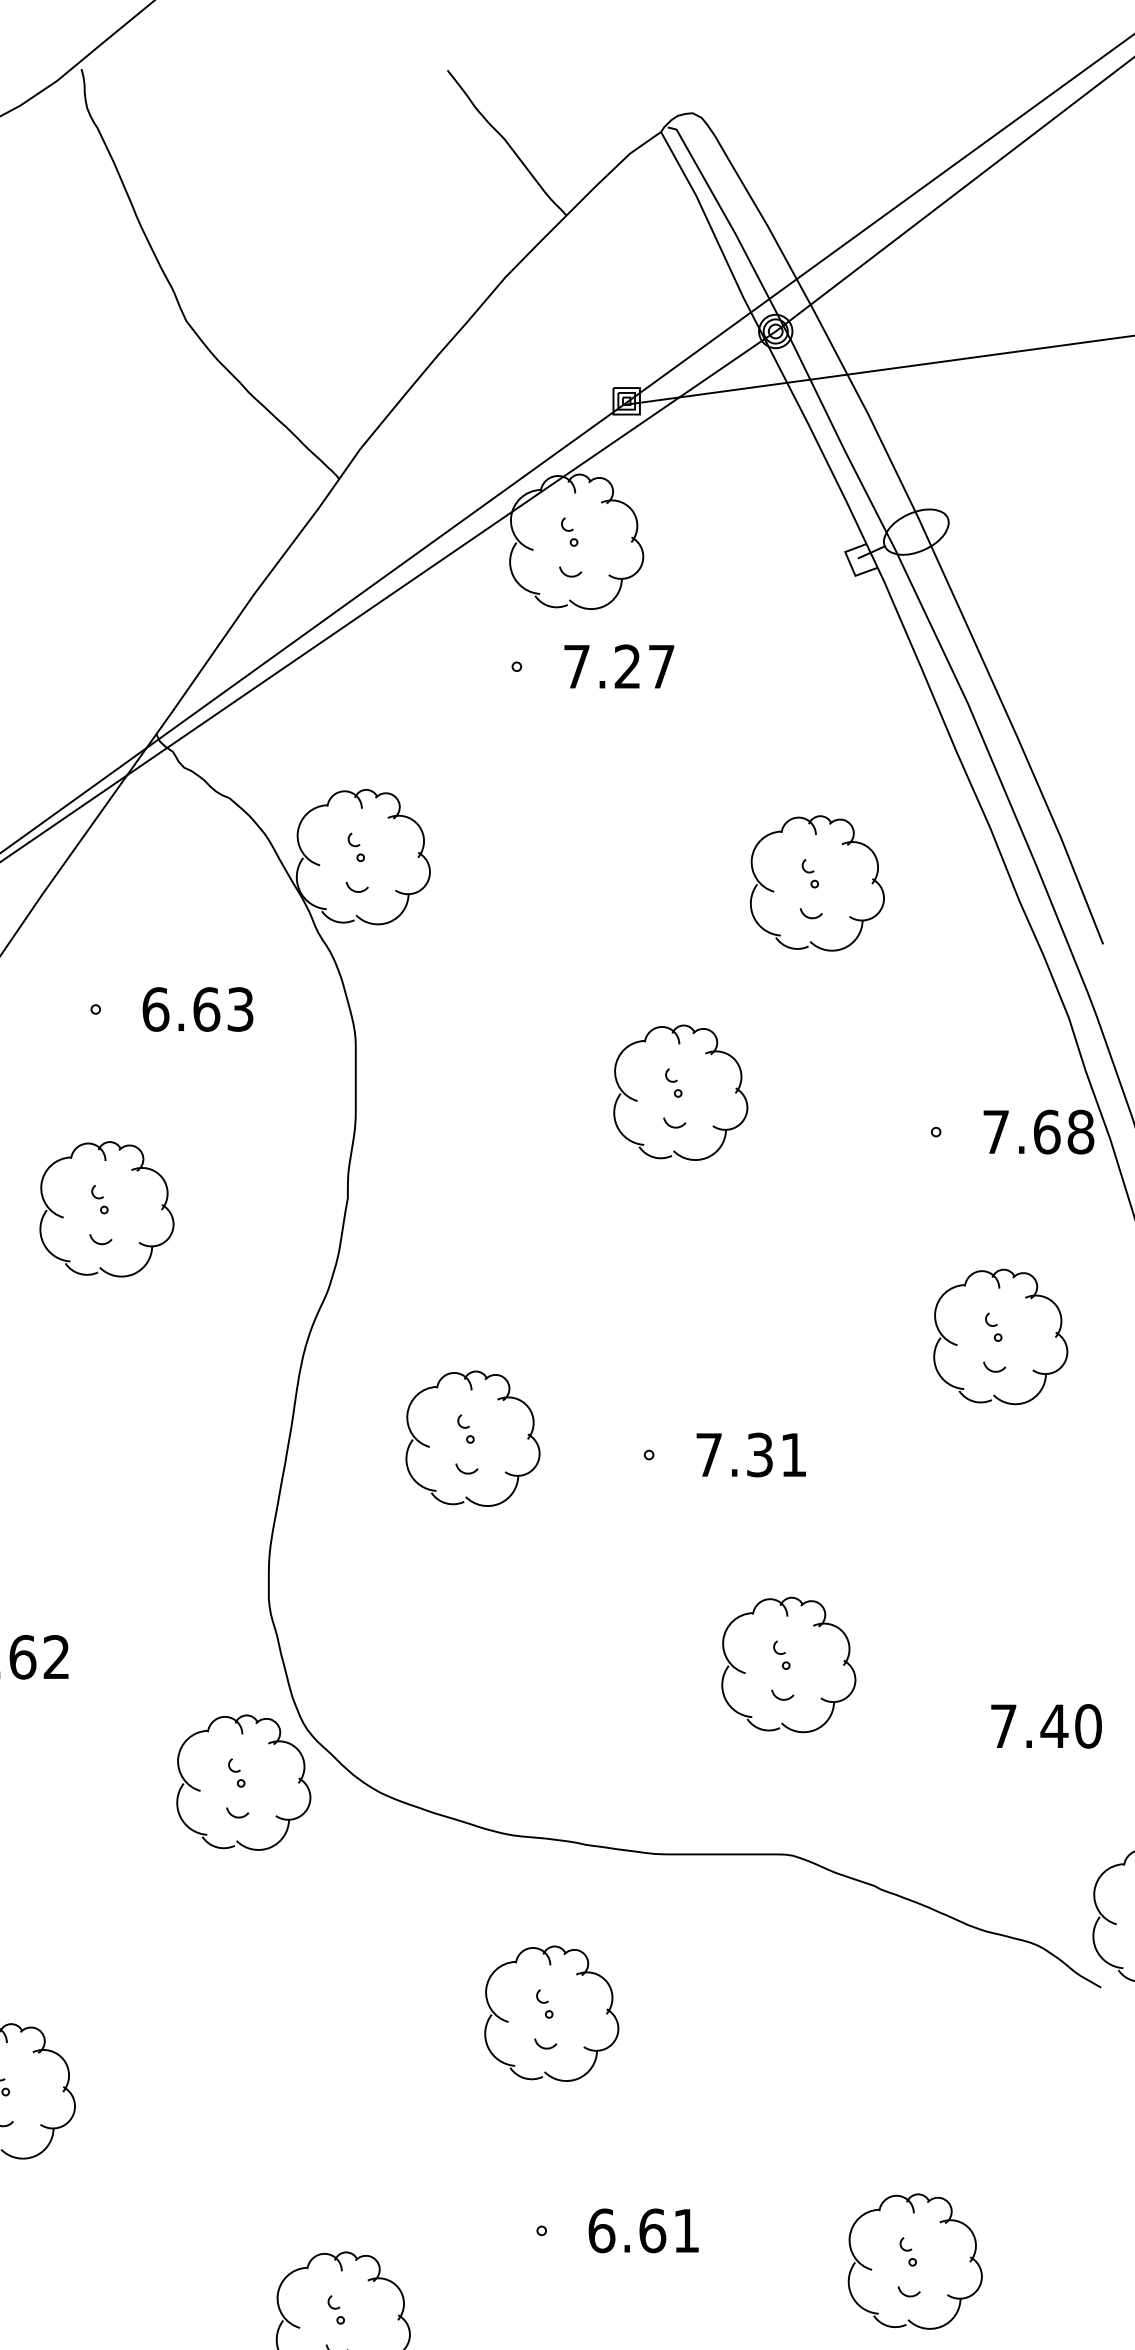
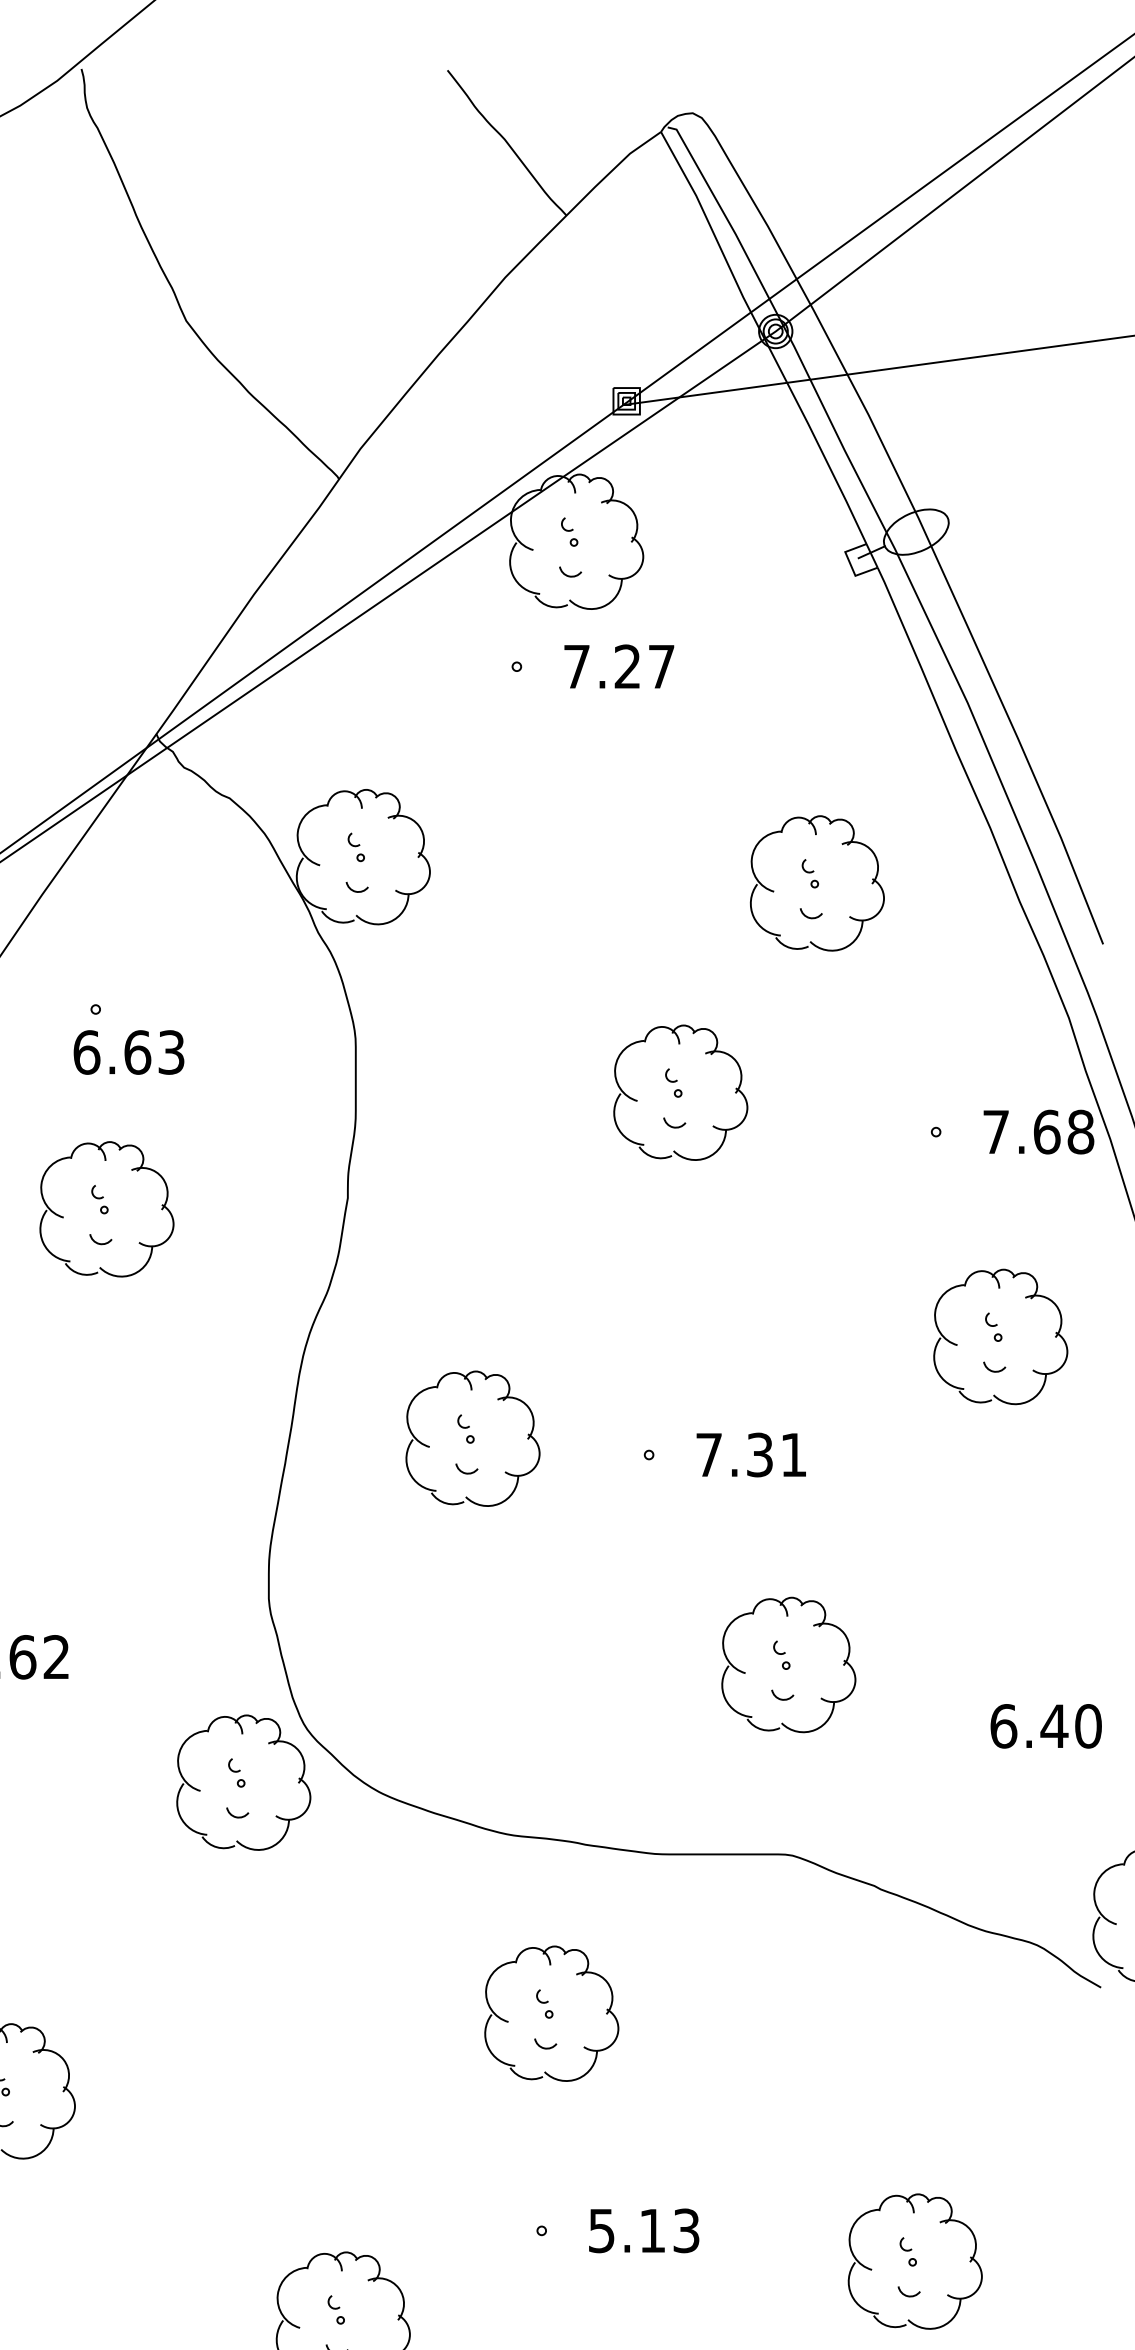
text position: (197, 1009) -> (128, 1052) (128, 1052)
text: 7.40 -> 6.40 (1003, 1726)
text: 6.61 -> 5.13 (643, 2230)
